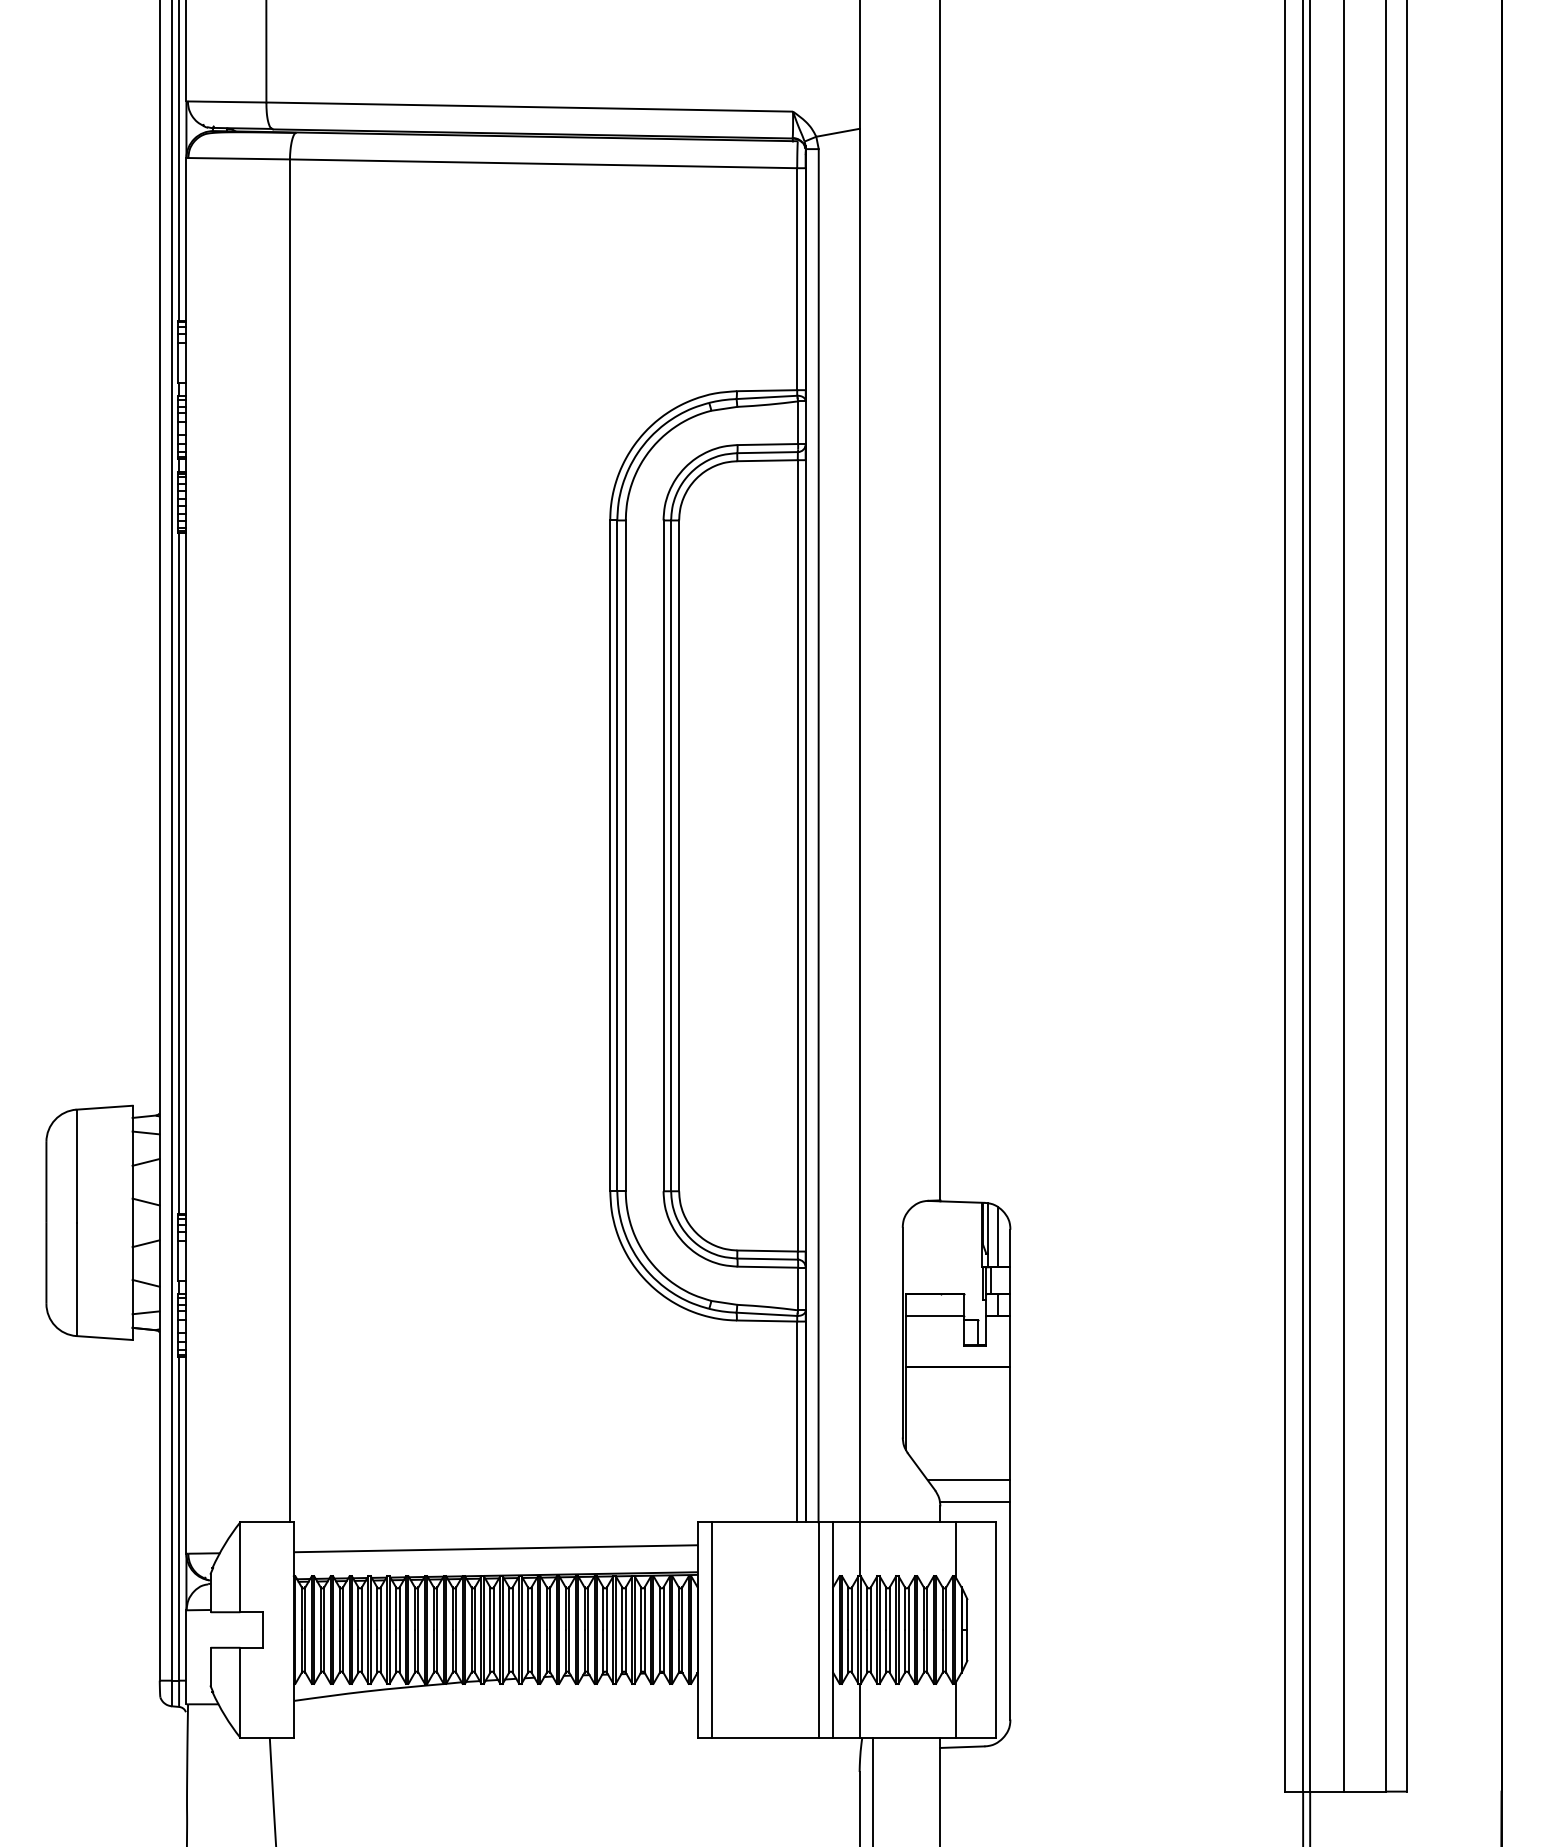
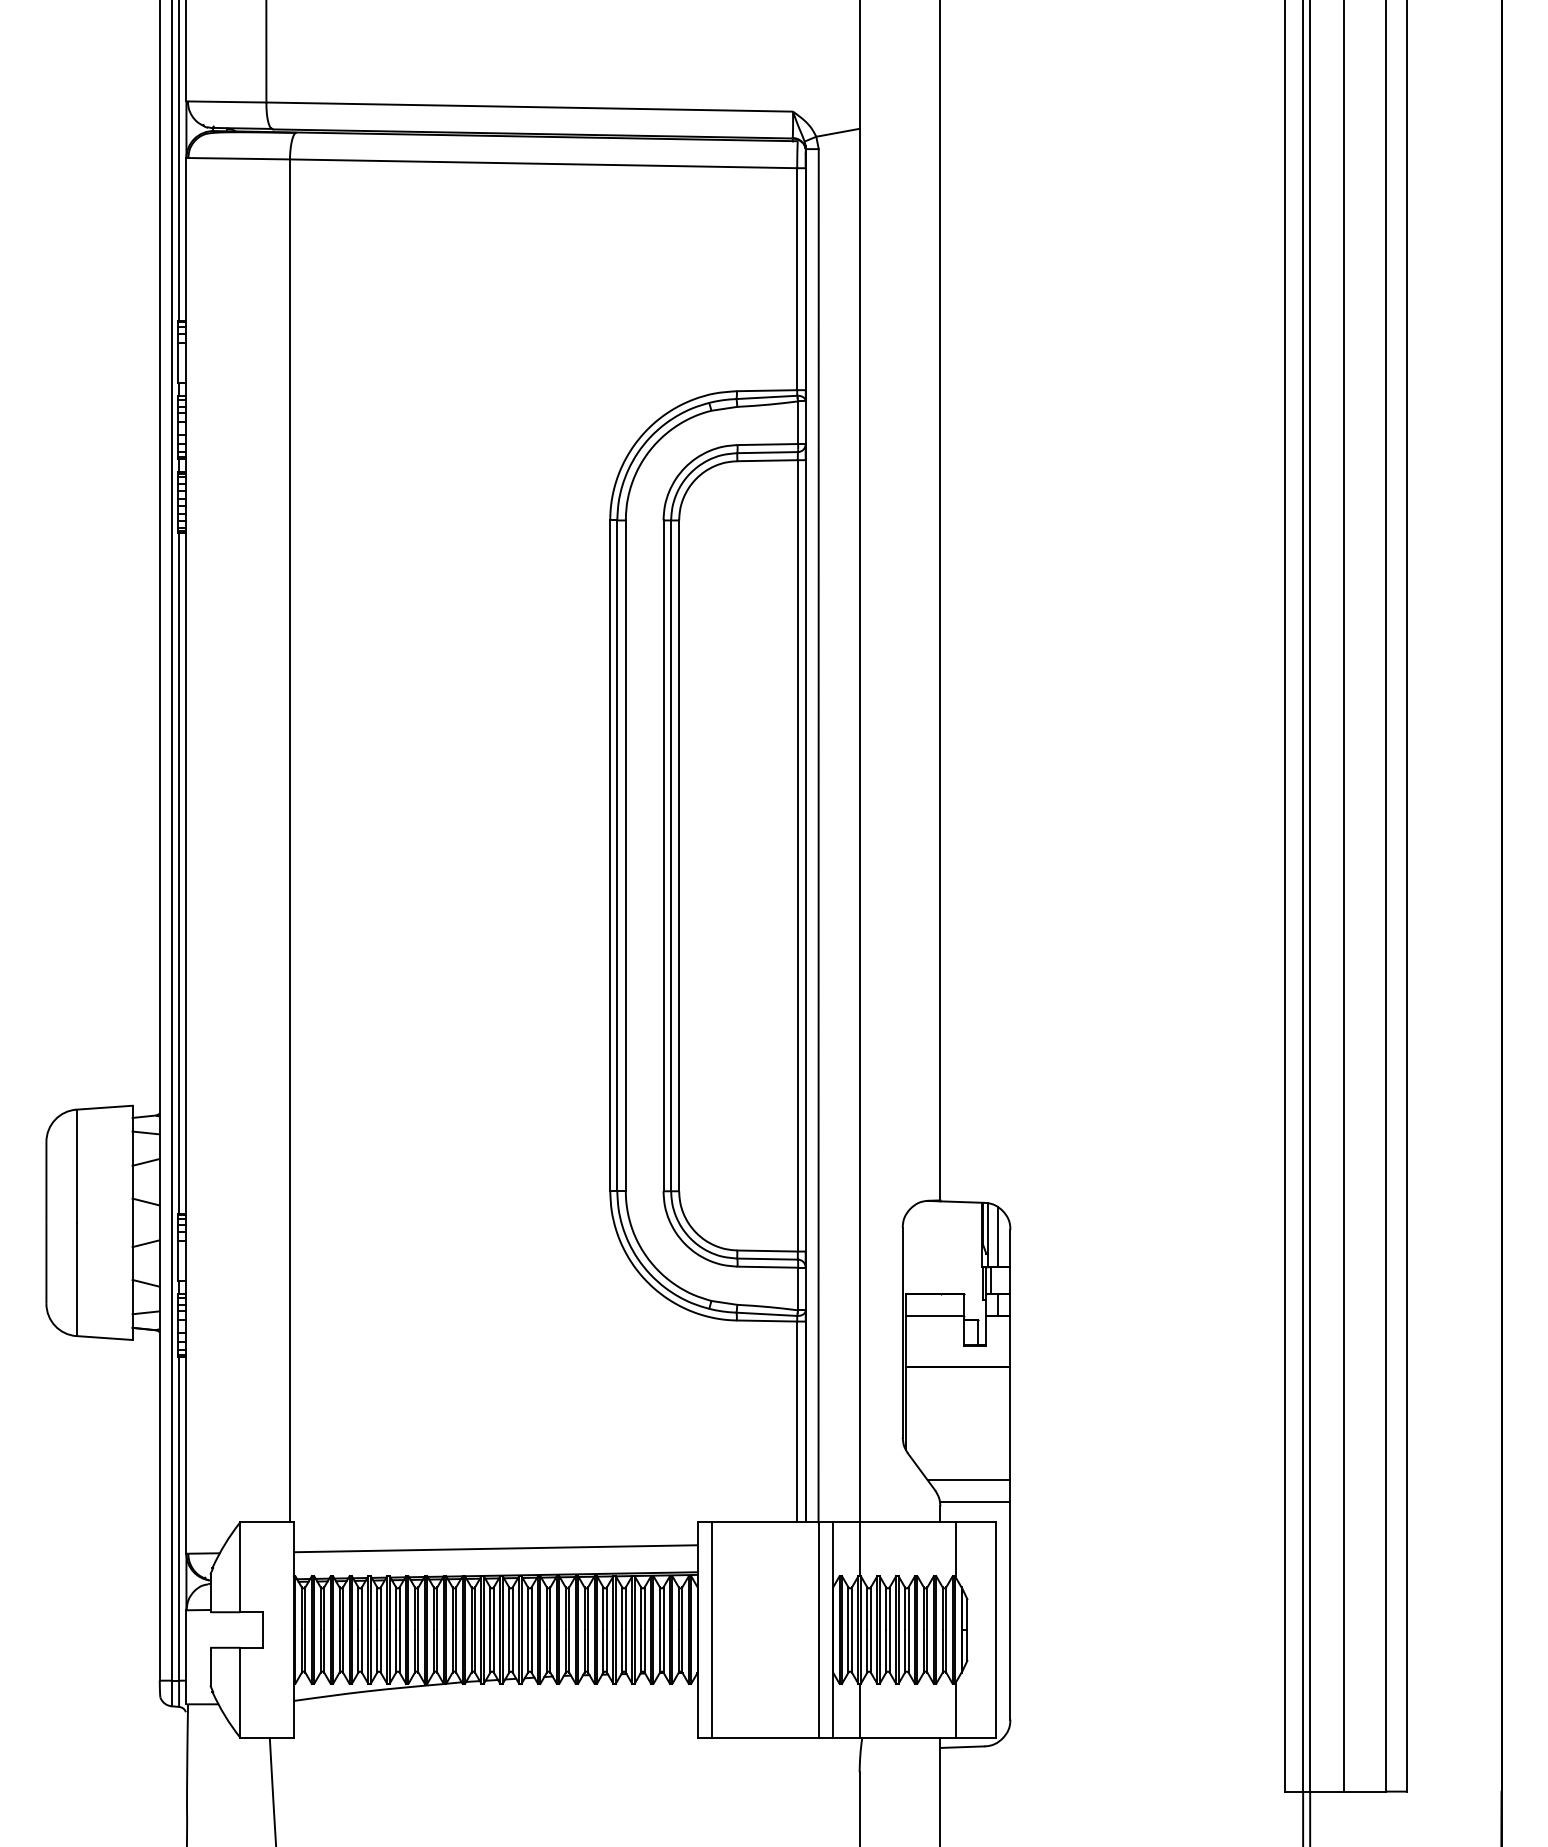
line: present -> none (872, 1790)
